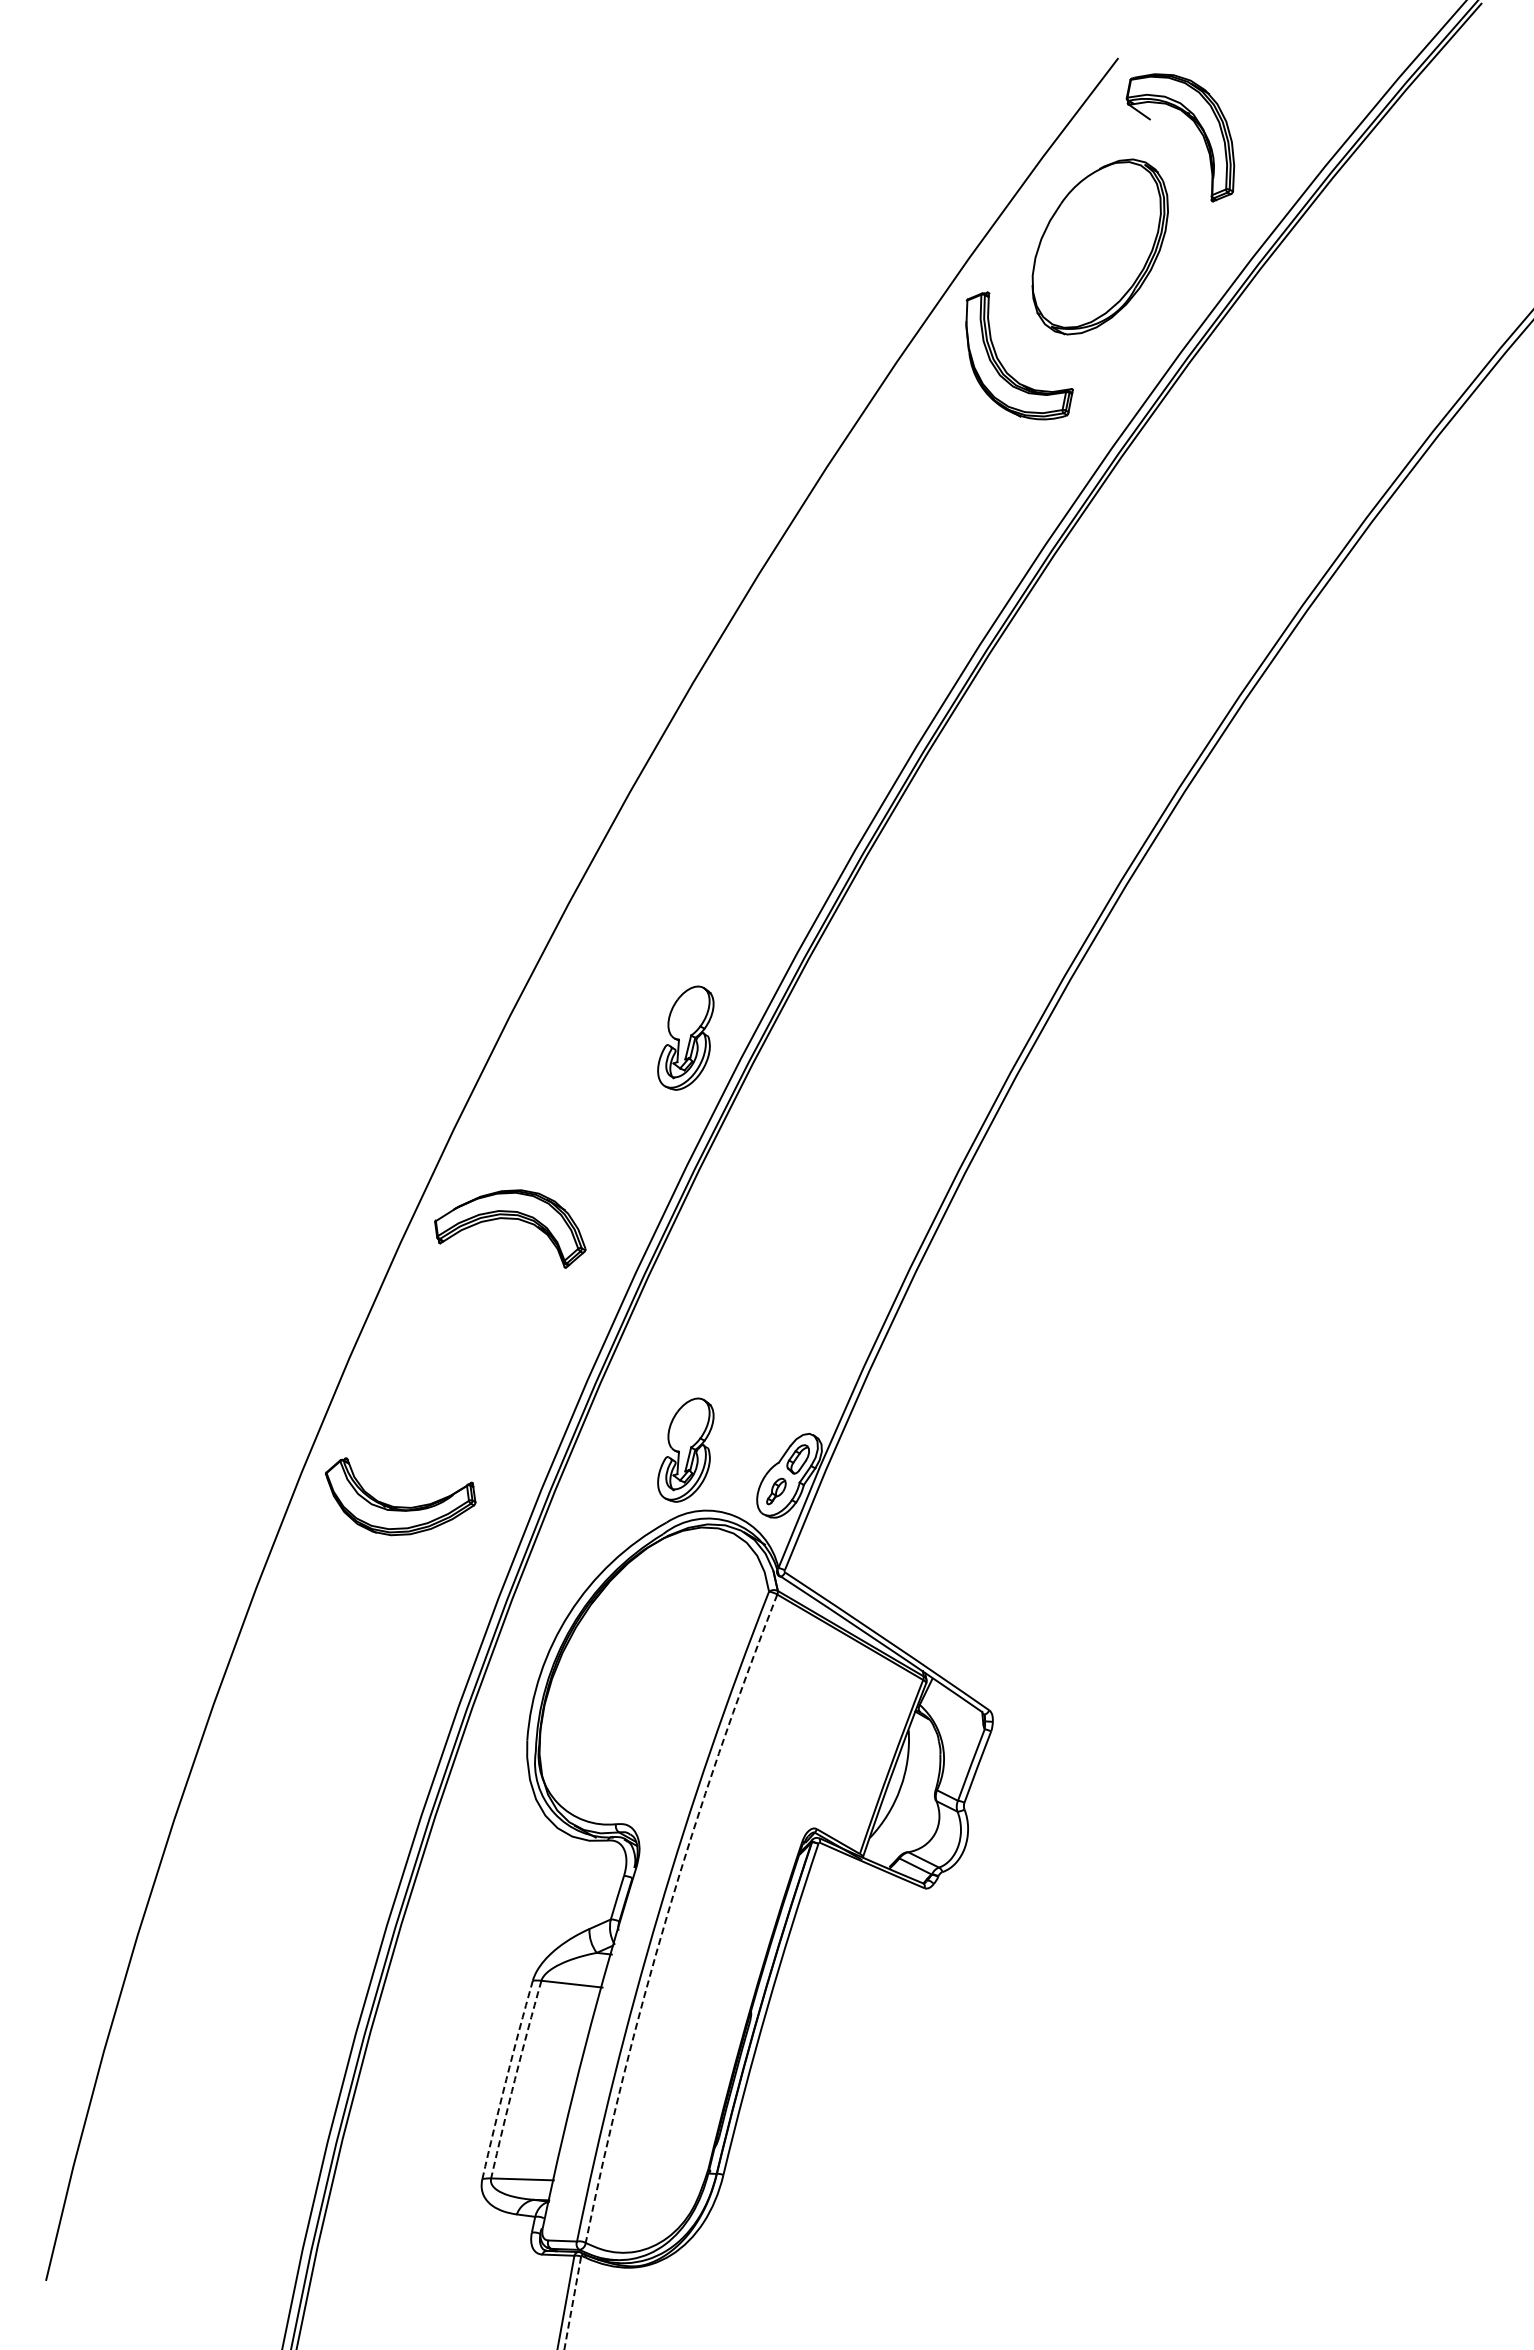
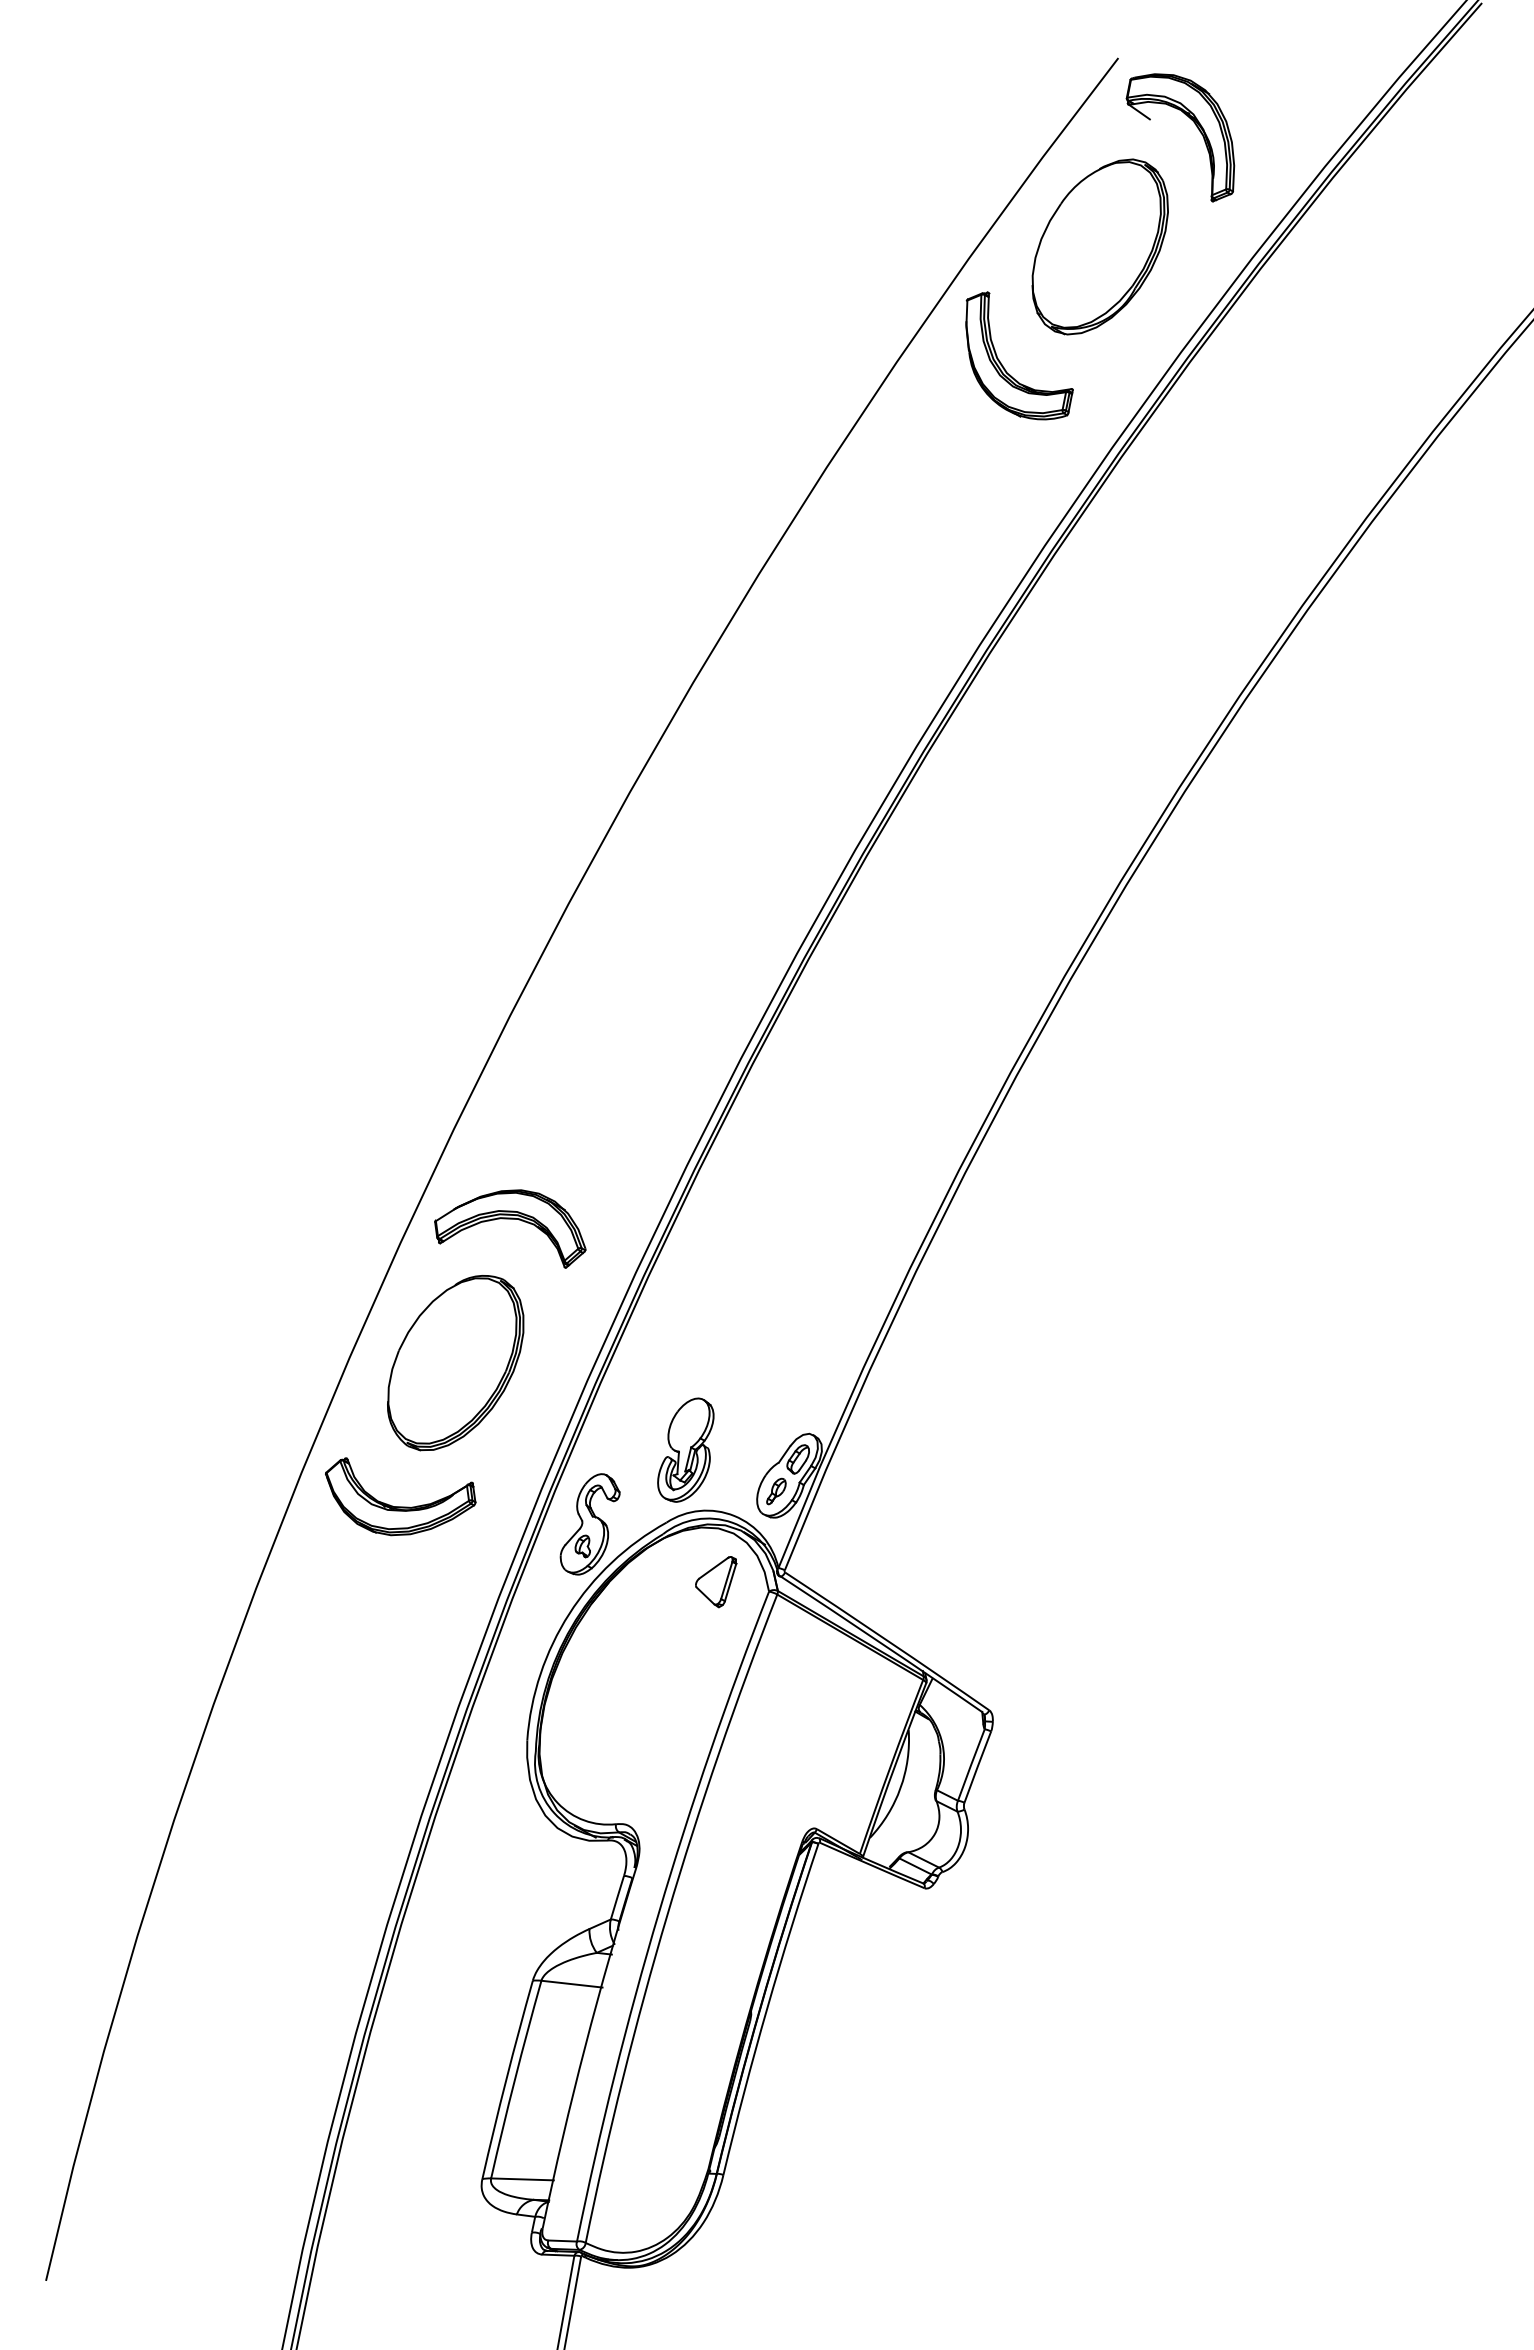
part: present -> none (685, 1037)
part: none -> present (455, 1363)
part: none -> present (589, 1524)
part: none -> present (716, 1582)
arc: dashed -> solid (667, 1914)
arc: dashed -> solid (506, 2079)
arc: dashed -> solid (515, 2079)
line: dashed -> solid (572, 2303)
